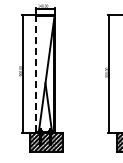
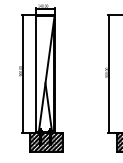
line: dashed -> solid (36, 73)
